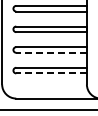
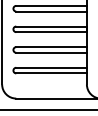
line: dashed -> solid (51, 52)
line: dashed -> solid (51, 73)
